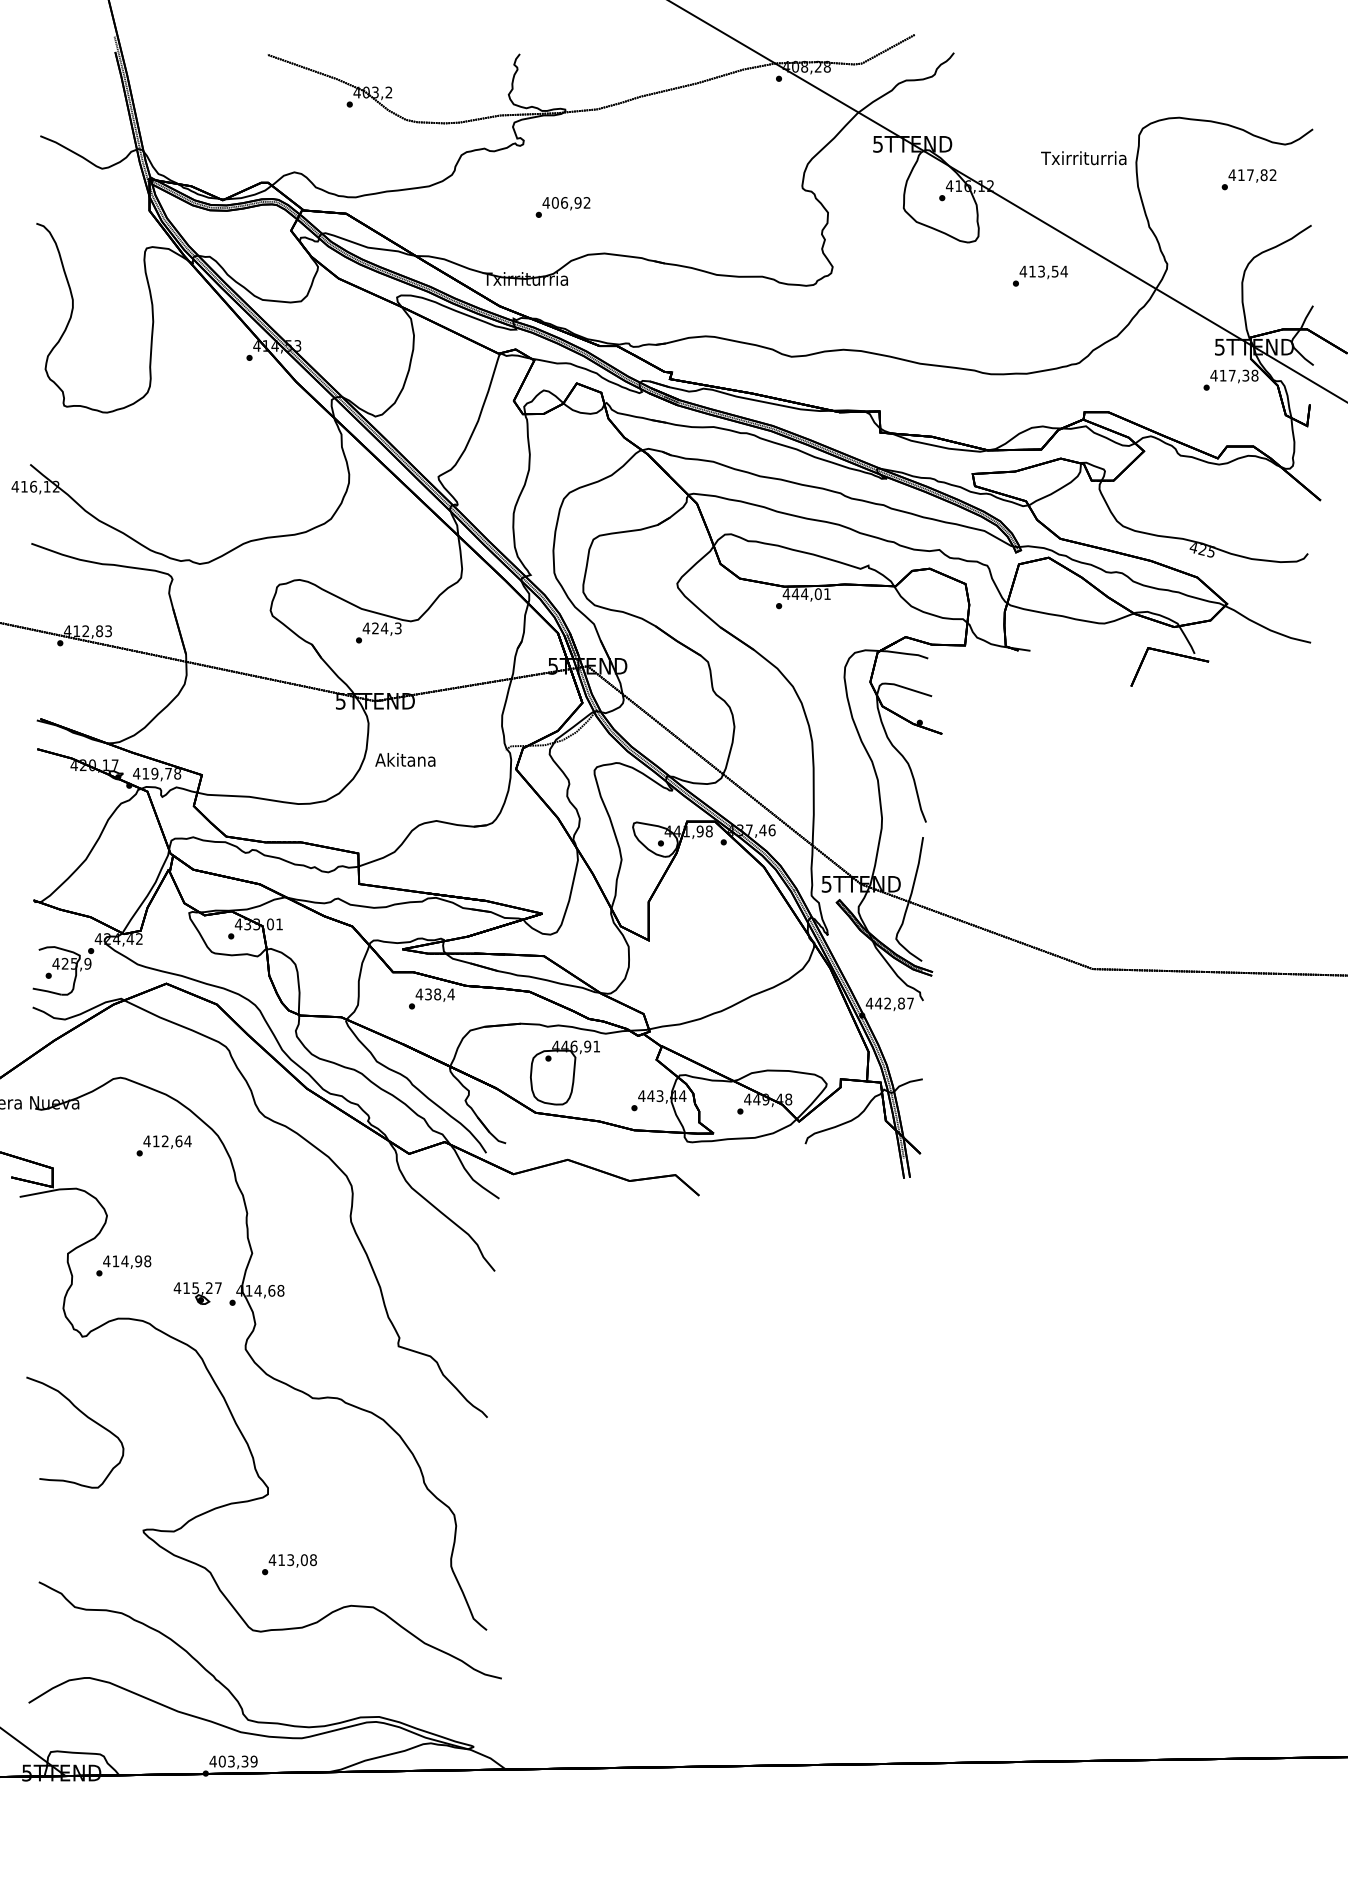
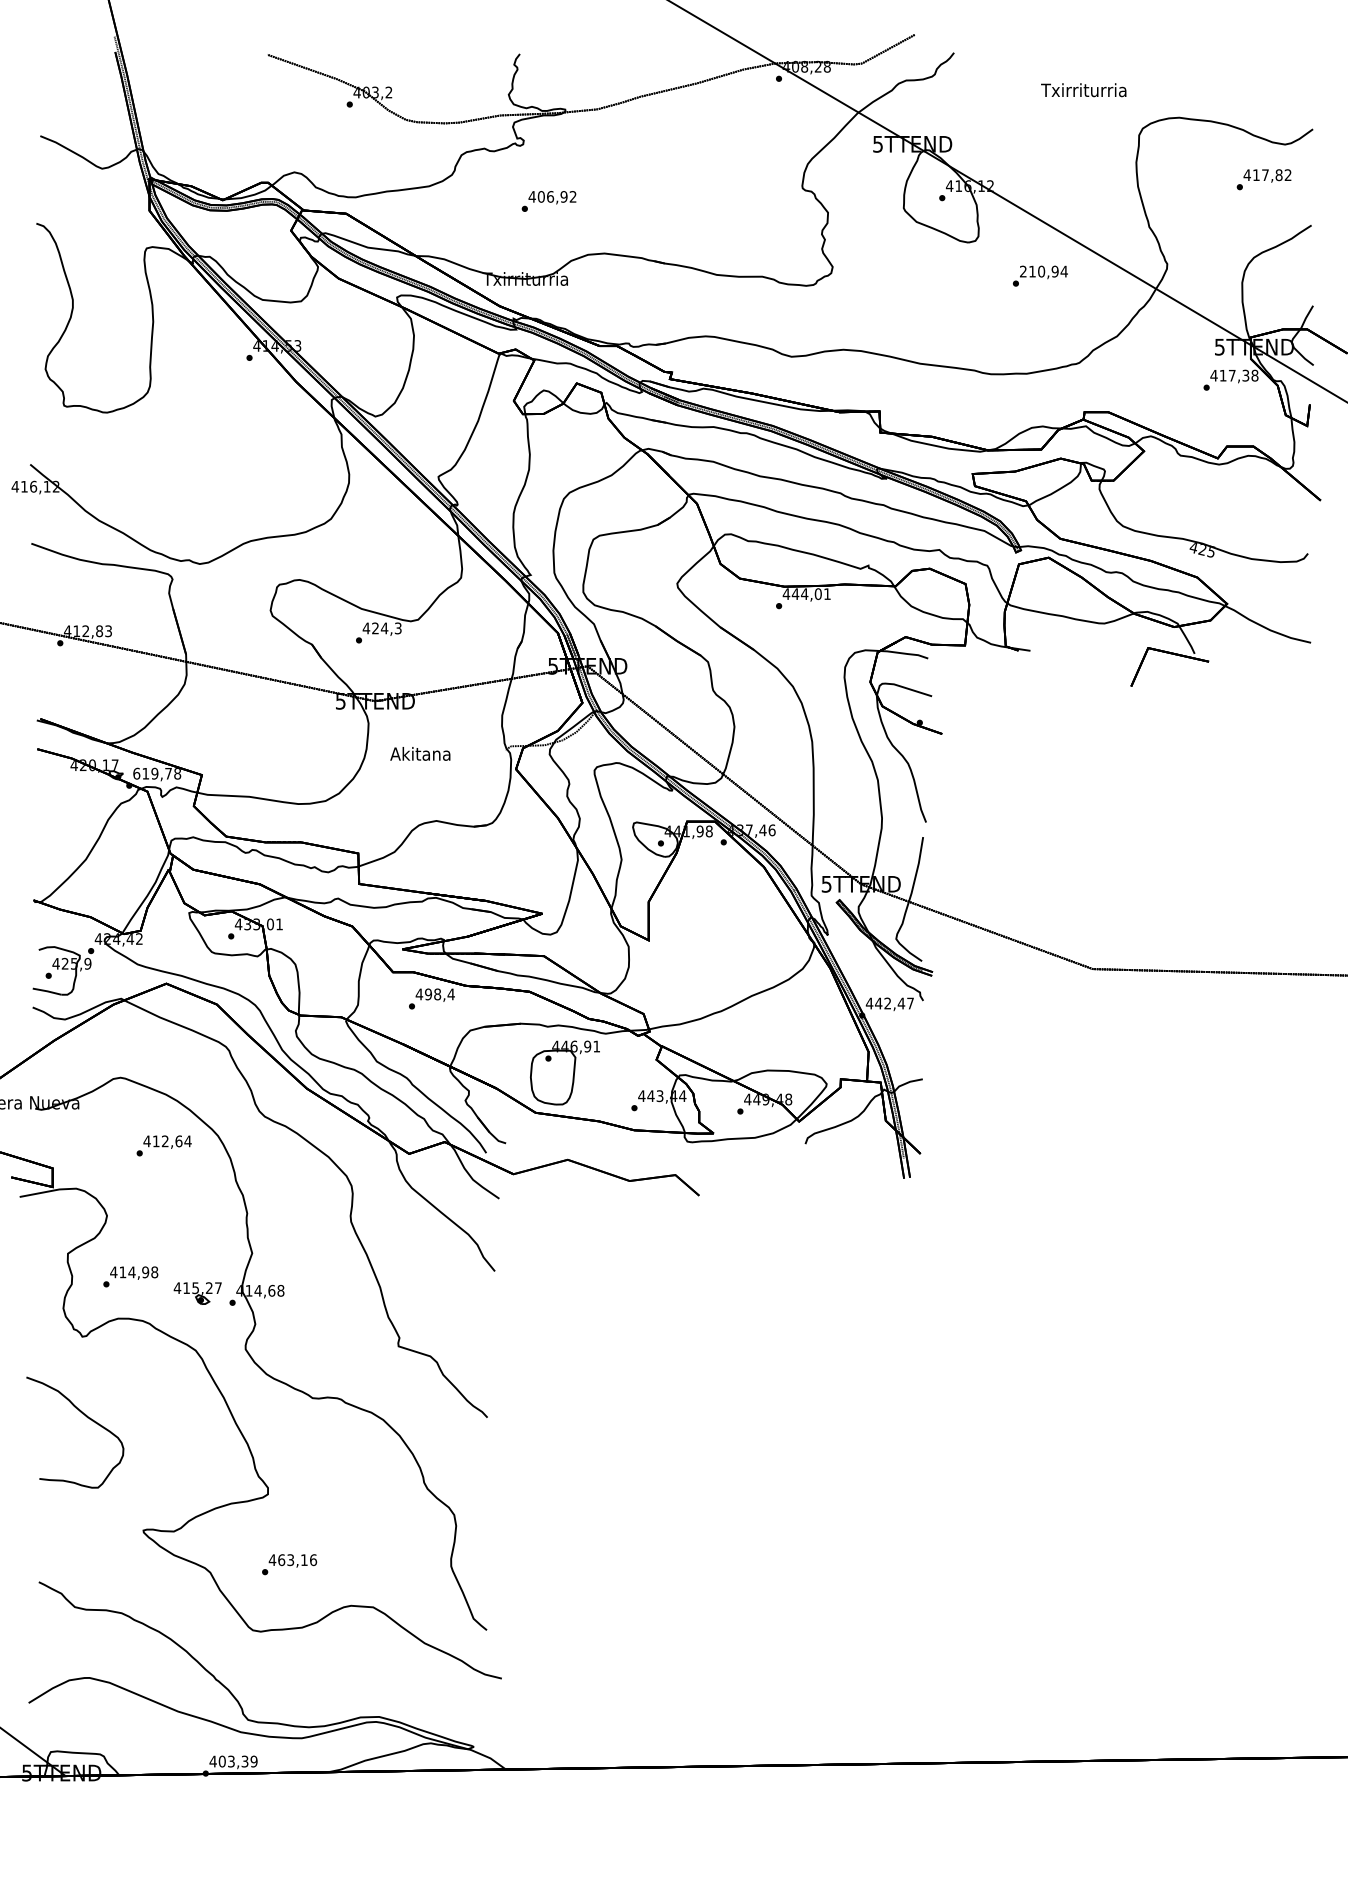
text position: (1083, 158) -> (1083, 90) (1083, 90)
text position: (1248, 179) -> (1263, 179) (1263, 179)
text position: (562, 207) -> (548, 201) (548, 201)
text: 413,54 -> 210,94 (1038, 271)
text position: (405, 759) -> (420, 753) (420, 753)
text: 419,78 -> 619,78 (136, 773)
text: 438,4 -> 498,4 (428, 994)
text: 442,87 -> 442,47 (901, 1003)
text position: (123, 1265) -> (130, 1276) (130, 1276)
text: 413,08 -> 463,16 (297, 1560)
